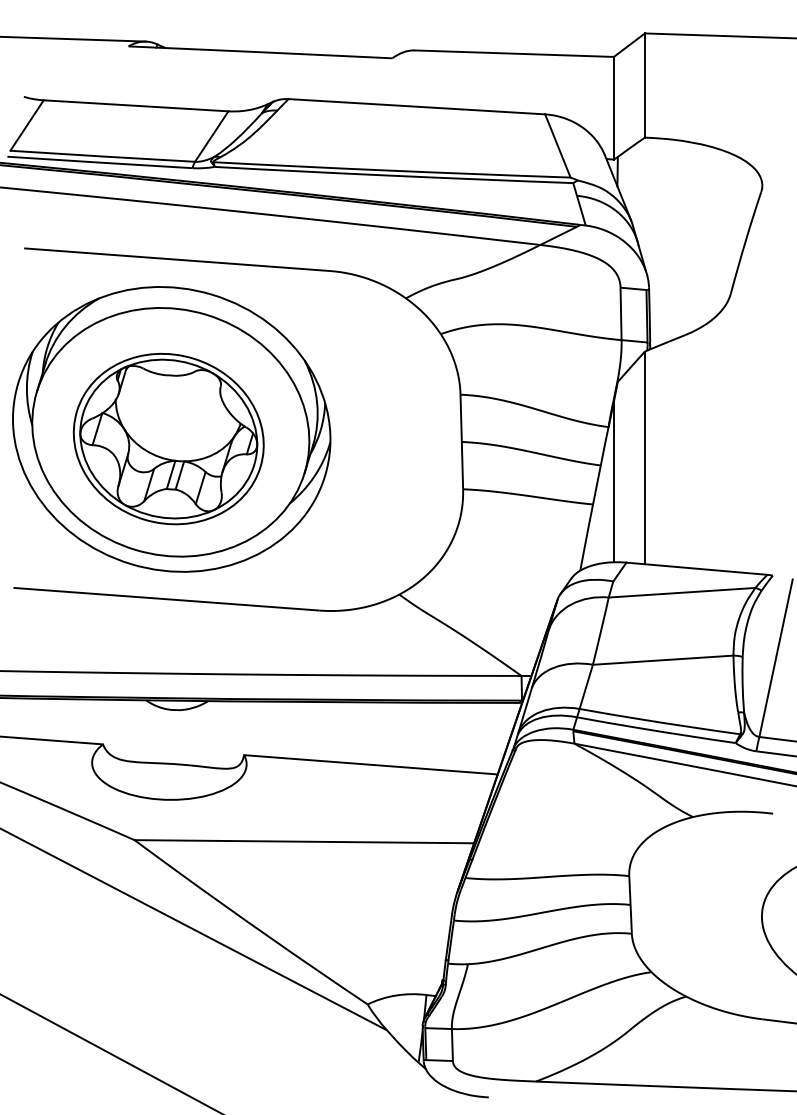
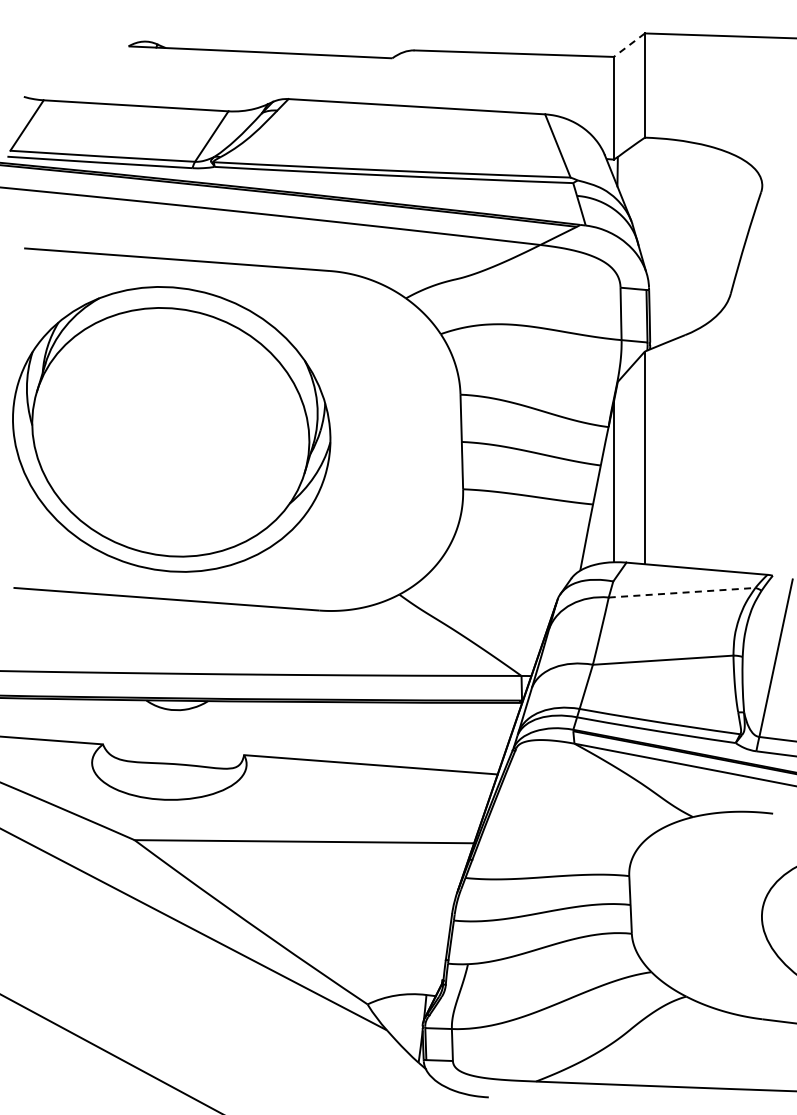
line: present -> none (73, 38)
line: solid -> dashed (628, 45)
part: present -> none (168, 438)
line: solid -> dashed (682, 592)
